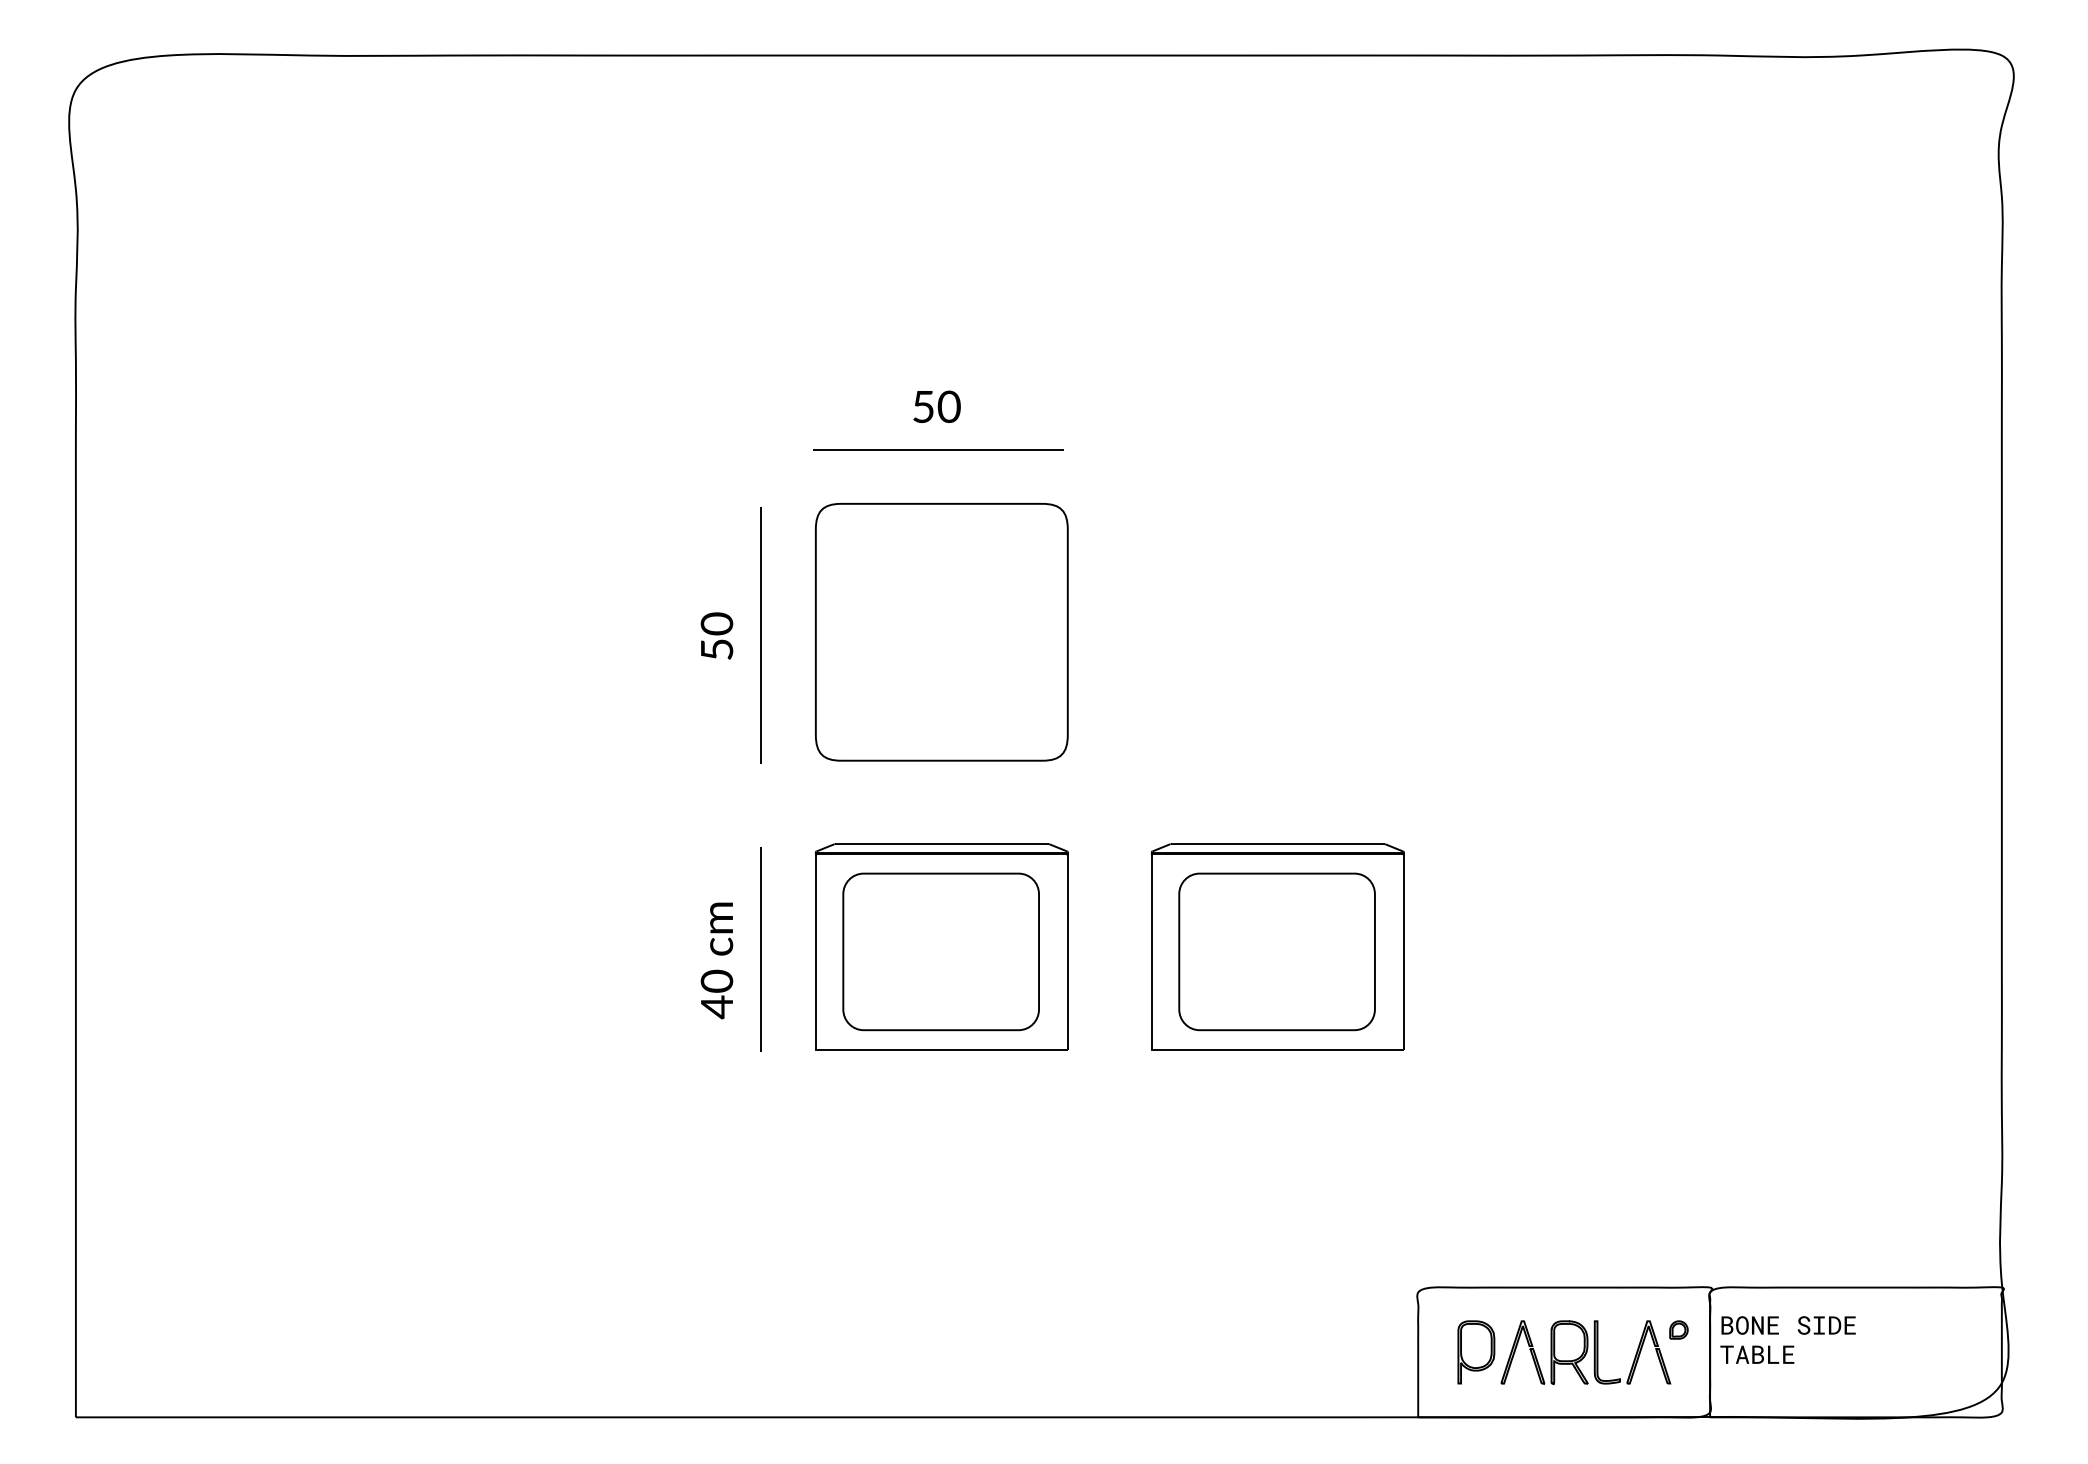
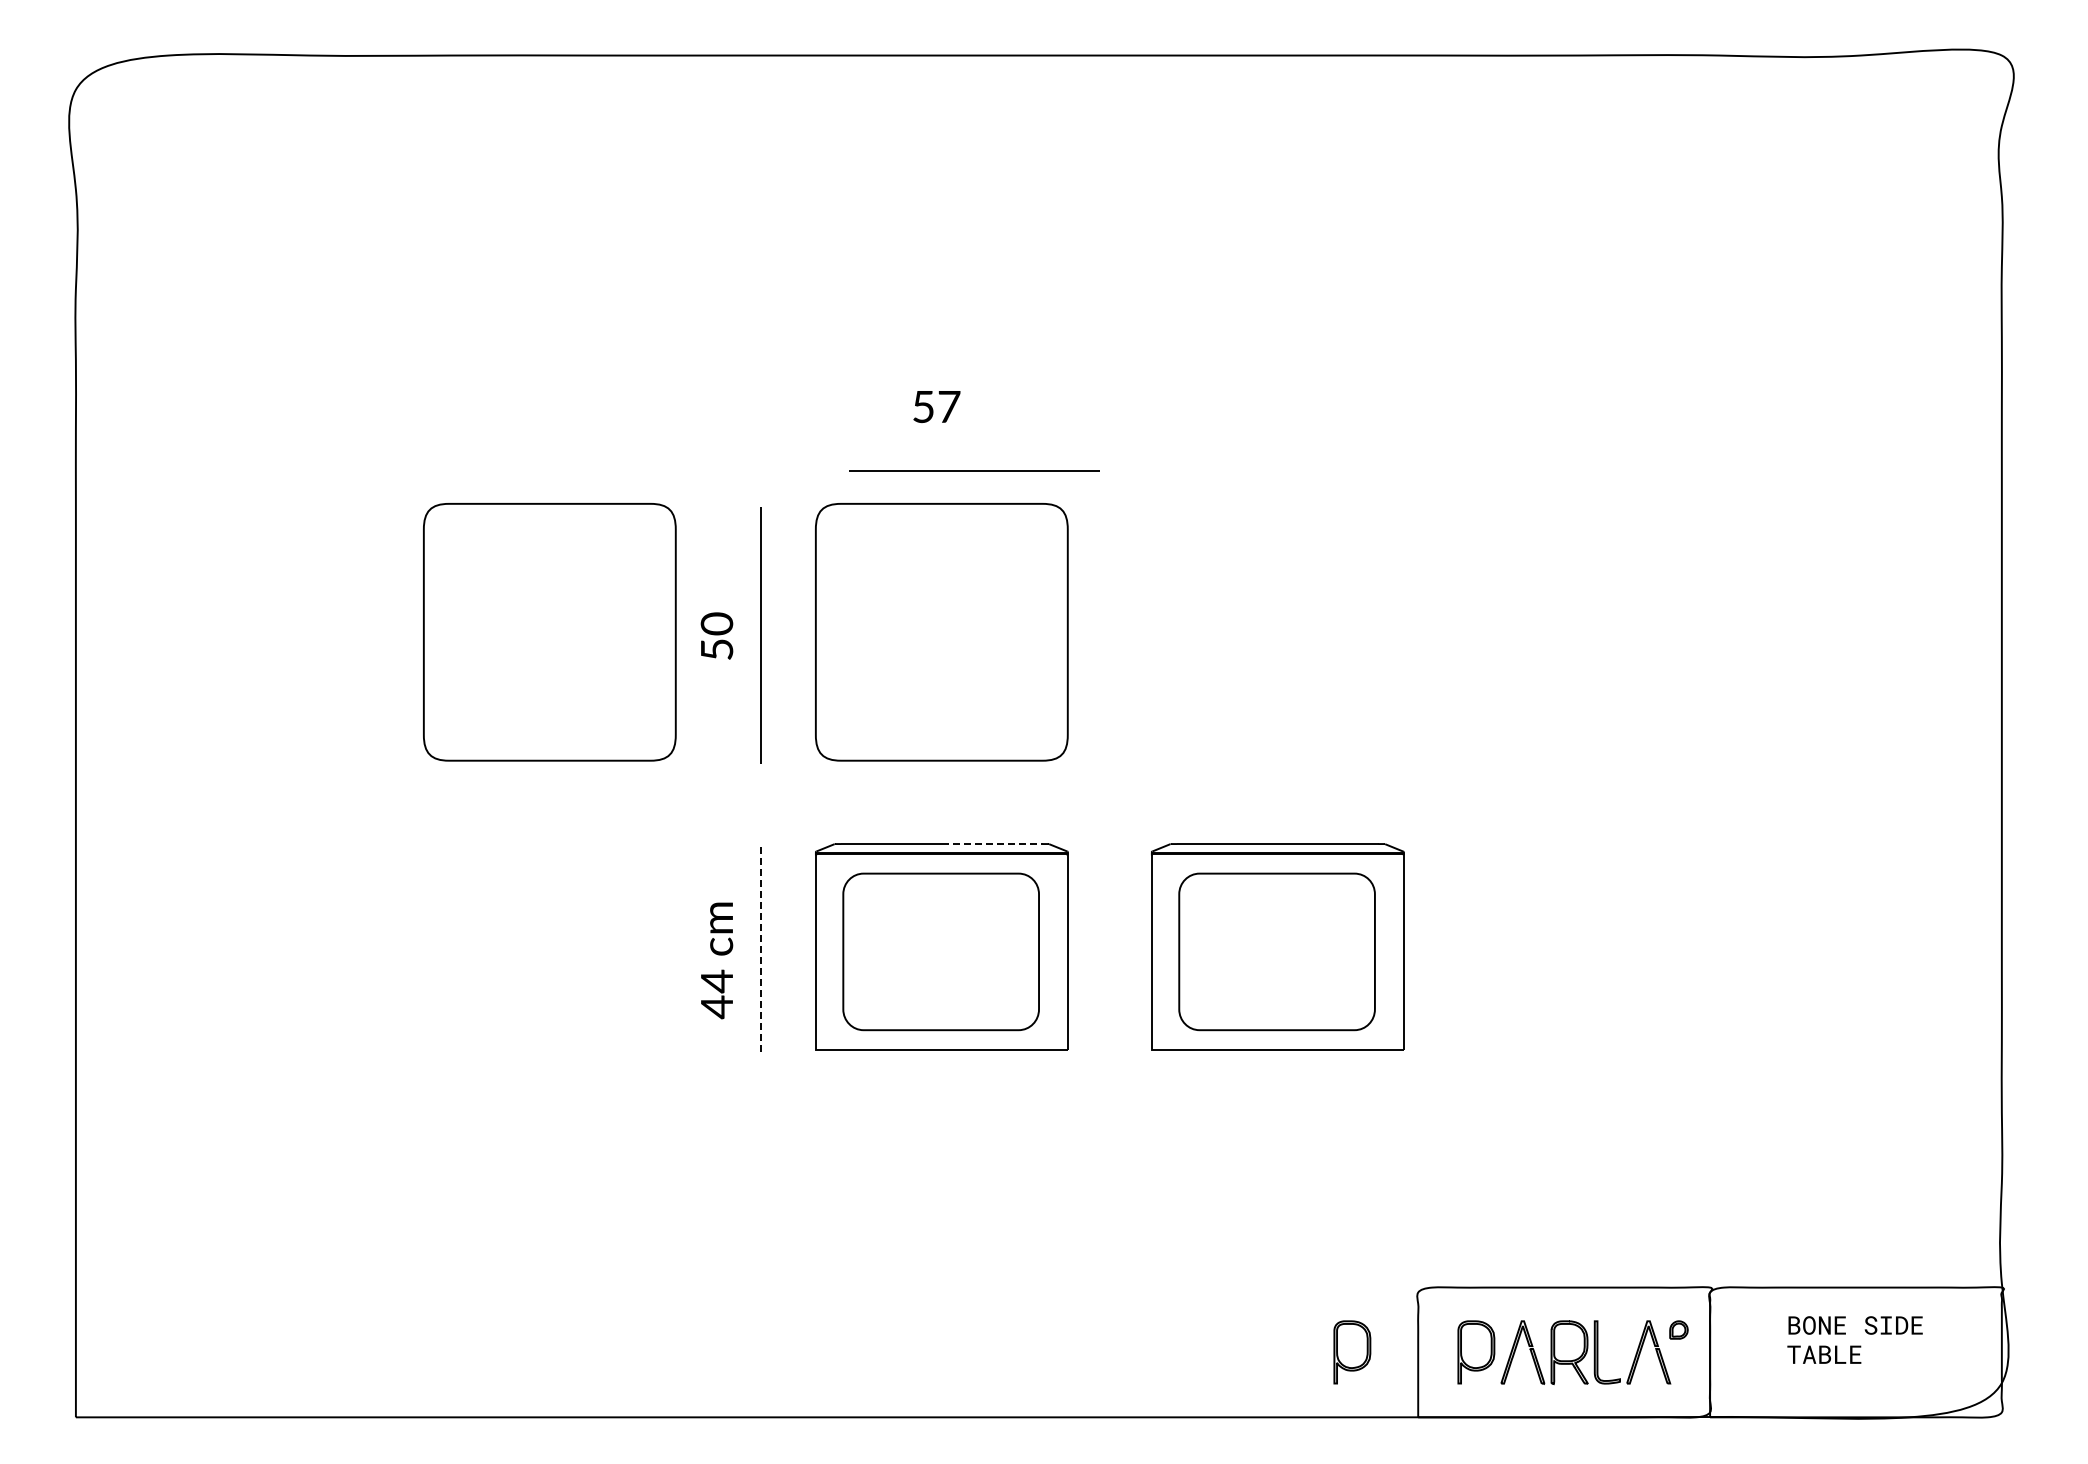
text: 50 -> 57 (948, 406)
line position: (938, 449) -> (974, 470) (974, 470)
part: none -> present (549, 632)
line: solid -> dashed (992, 844)
line: solid -> dashed (760, 949)
text: 40 -> 44 (716, 981)
text position: (1787, 1339) -> (1854, 1339) (1854, 1339)
part: none -> present (1352, 1352)
